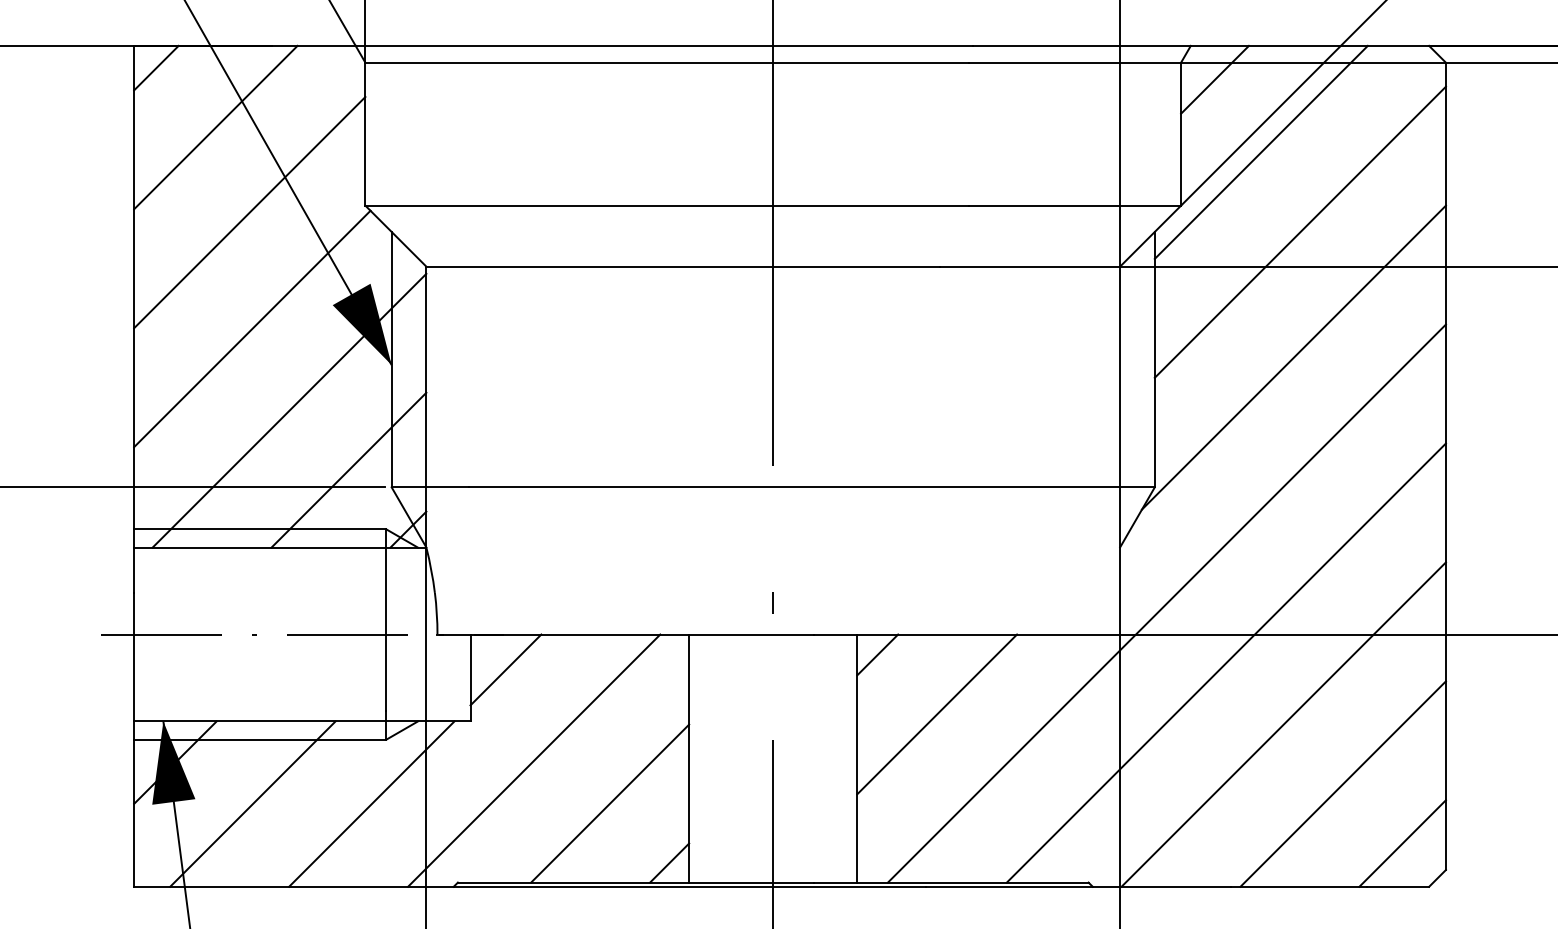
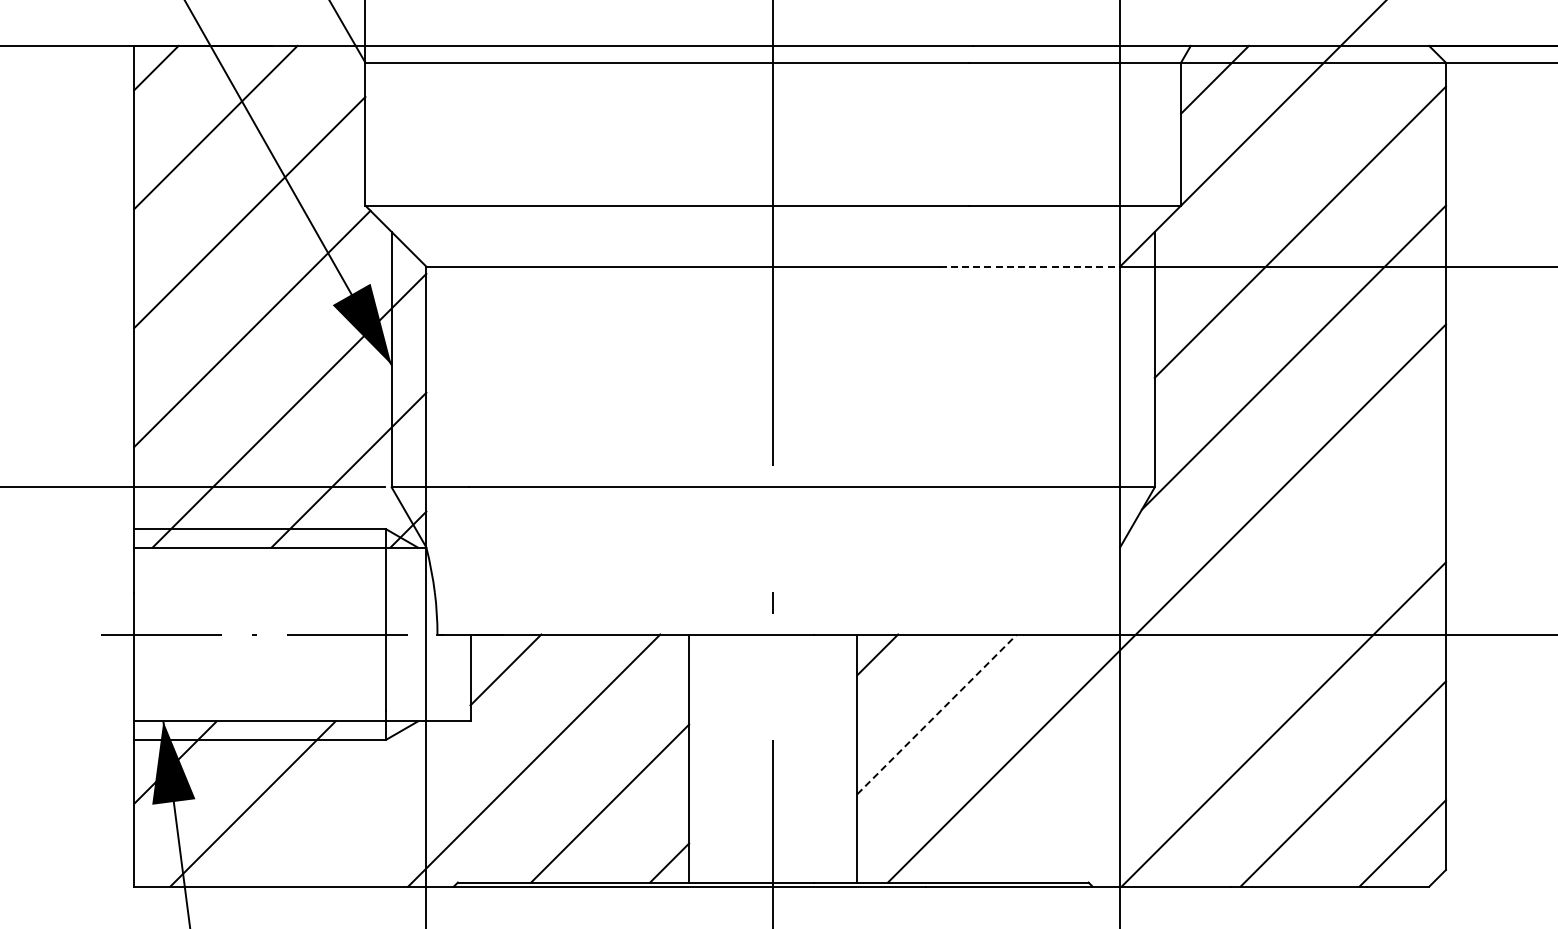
line: present -> none (1260, 151)
line: solid -> dashed (1030, 266)
line: present -> none (1225, 662)
line: solid -> dashed (937, 714)
line: present -> none (371, 803)
